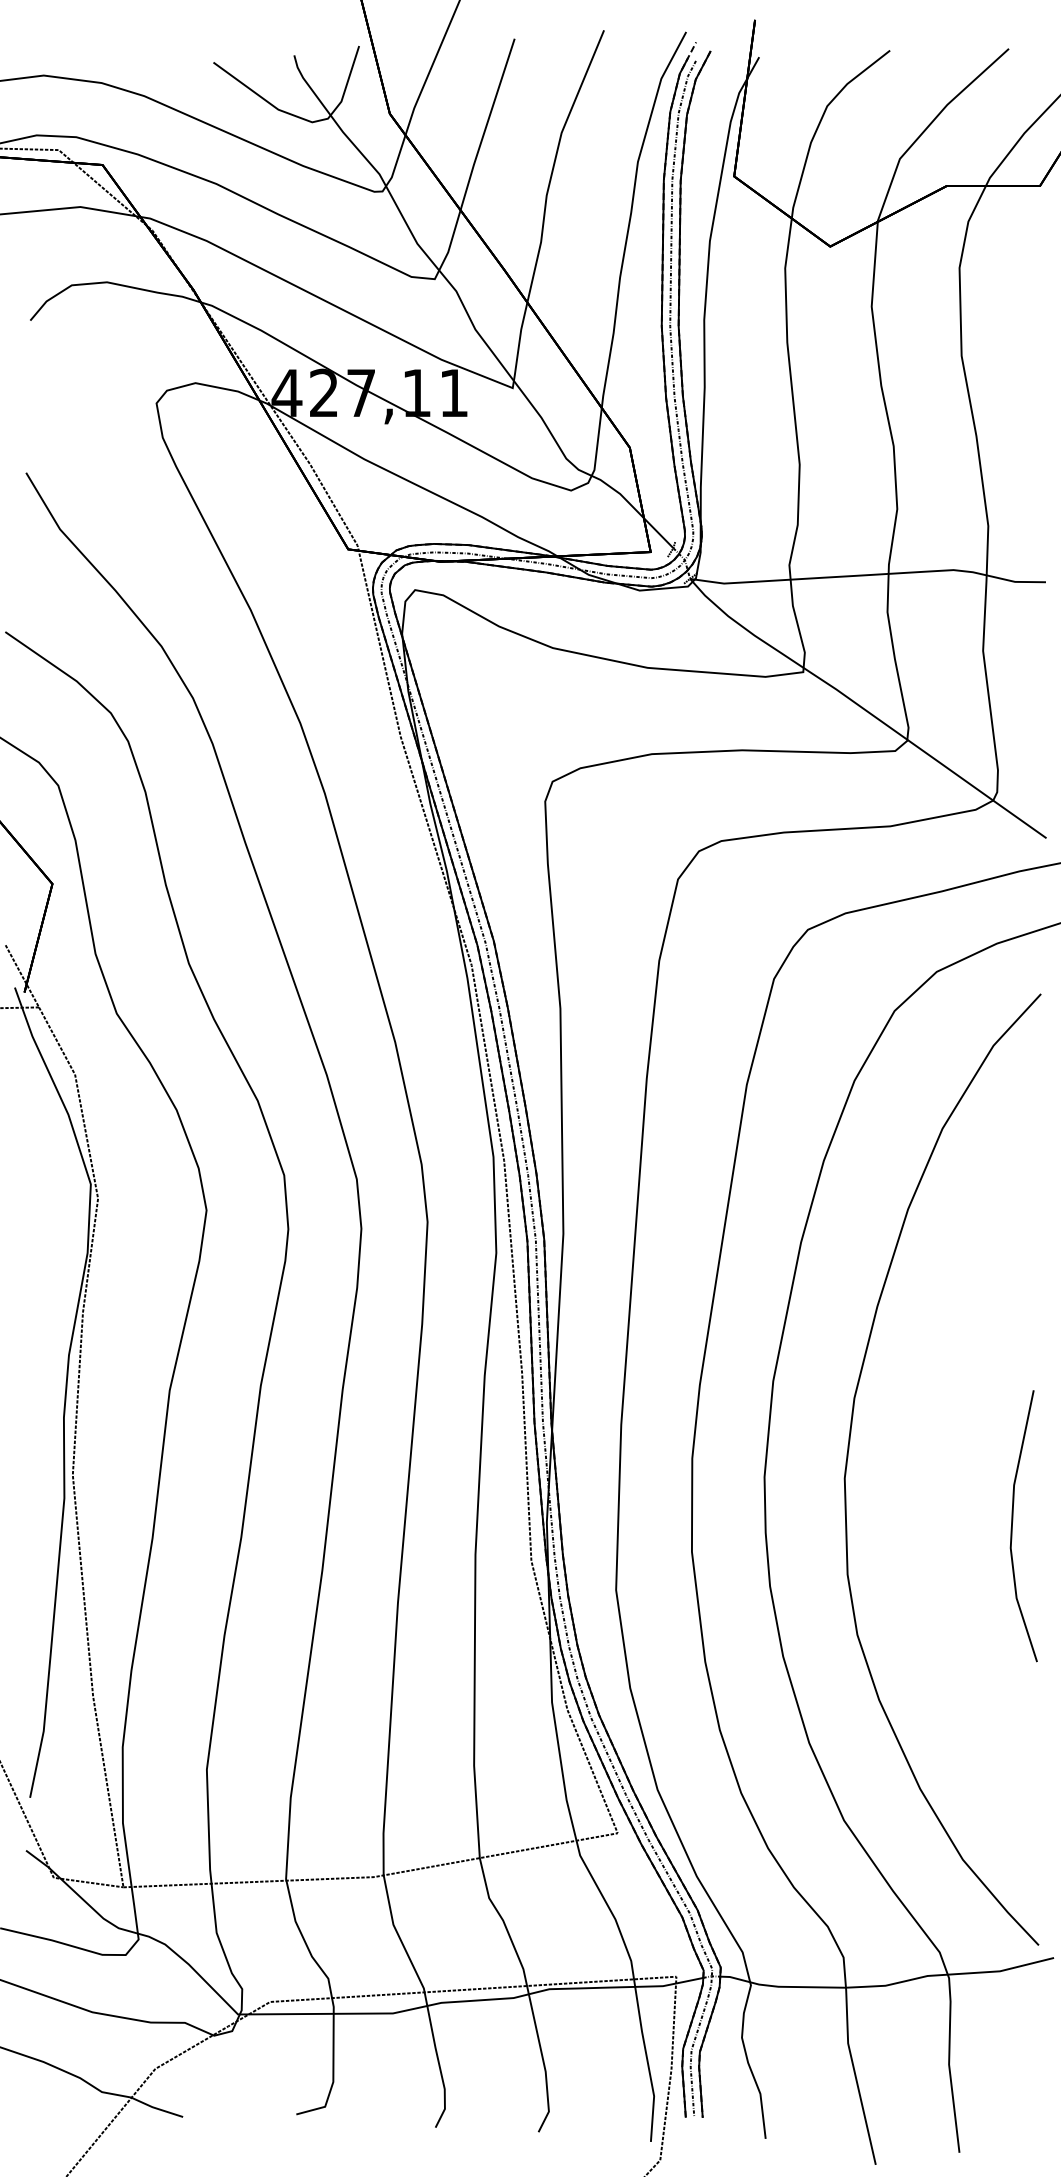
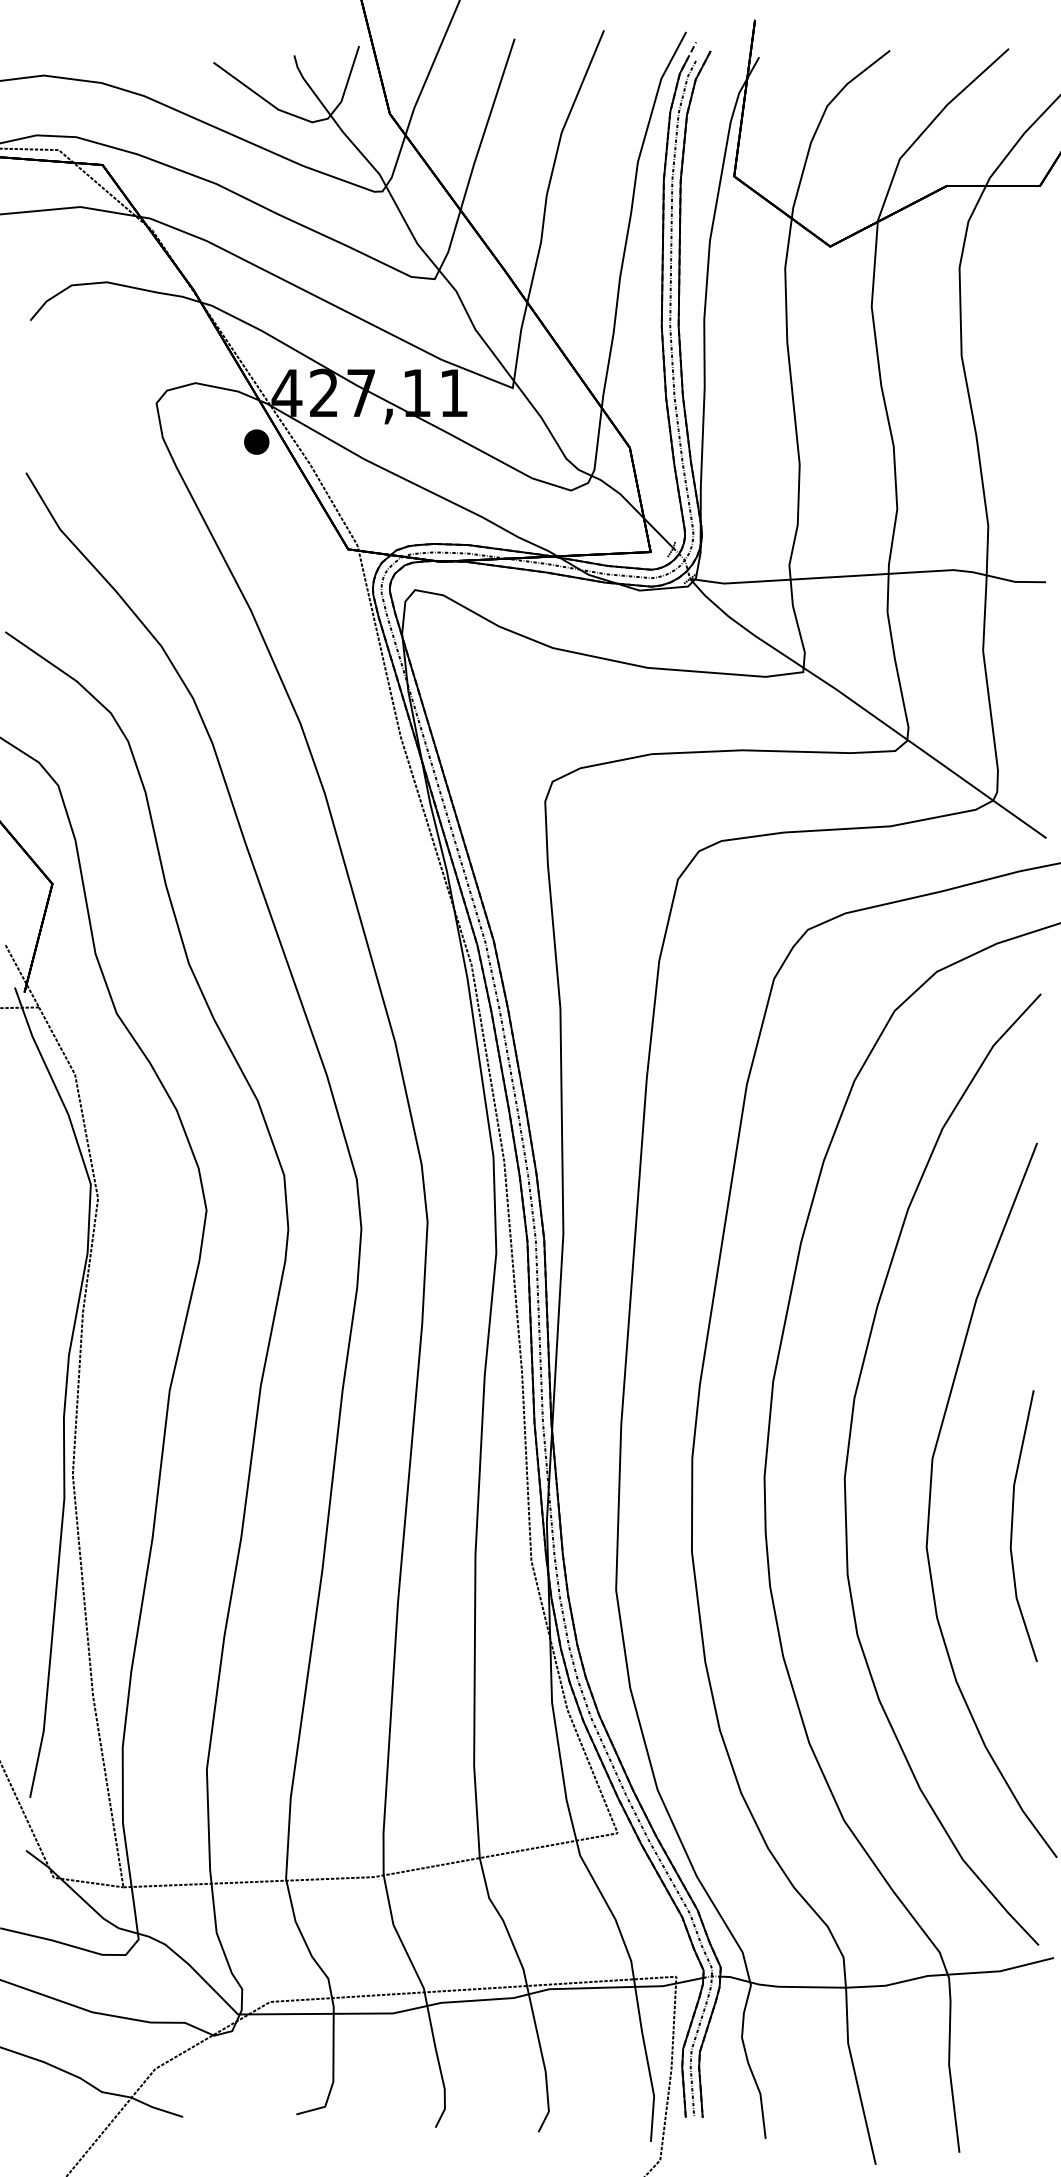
part: none -> present (256, 441)
part: none -> present (931, 1493)
